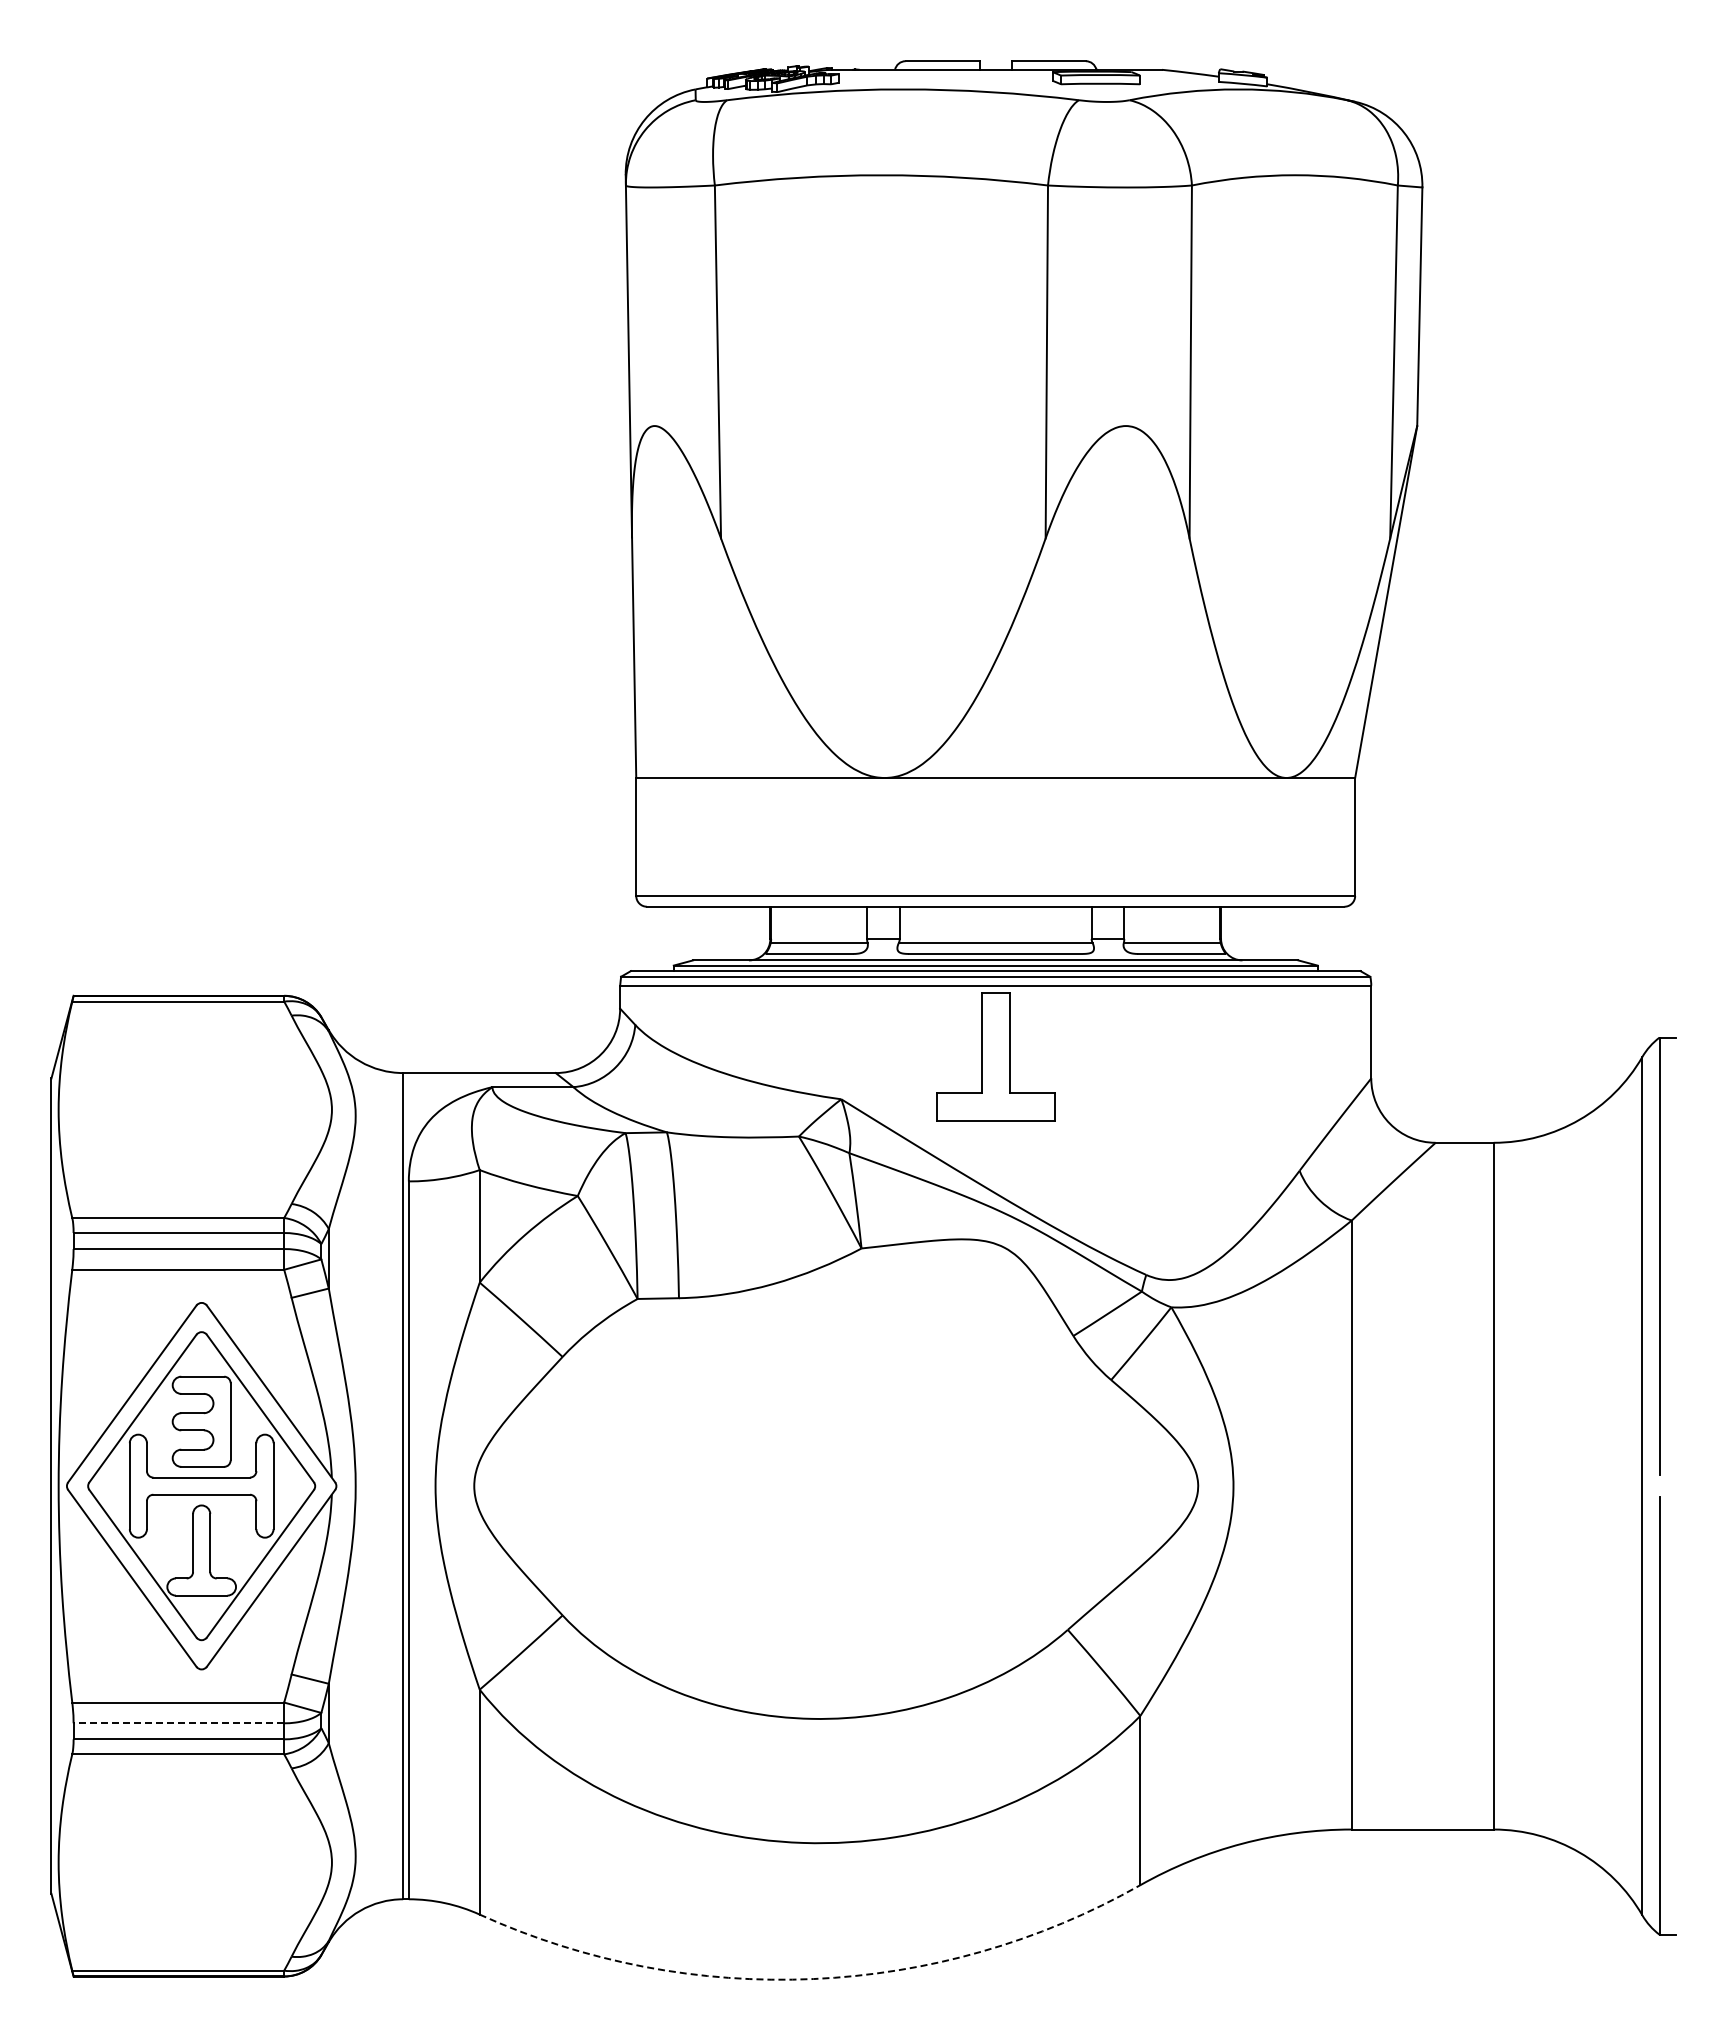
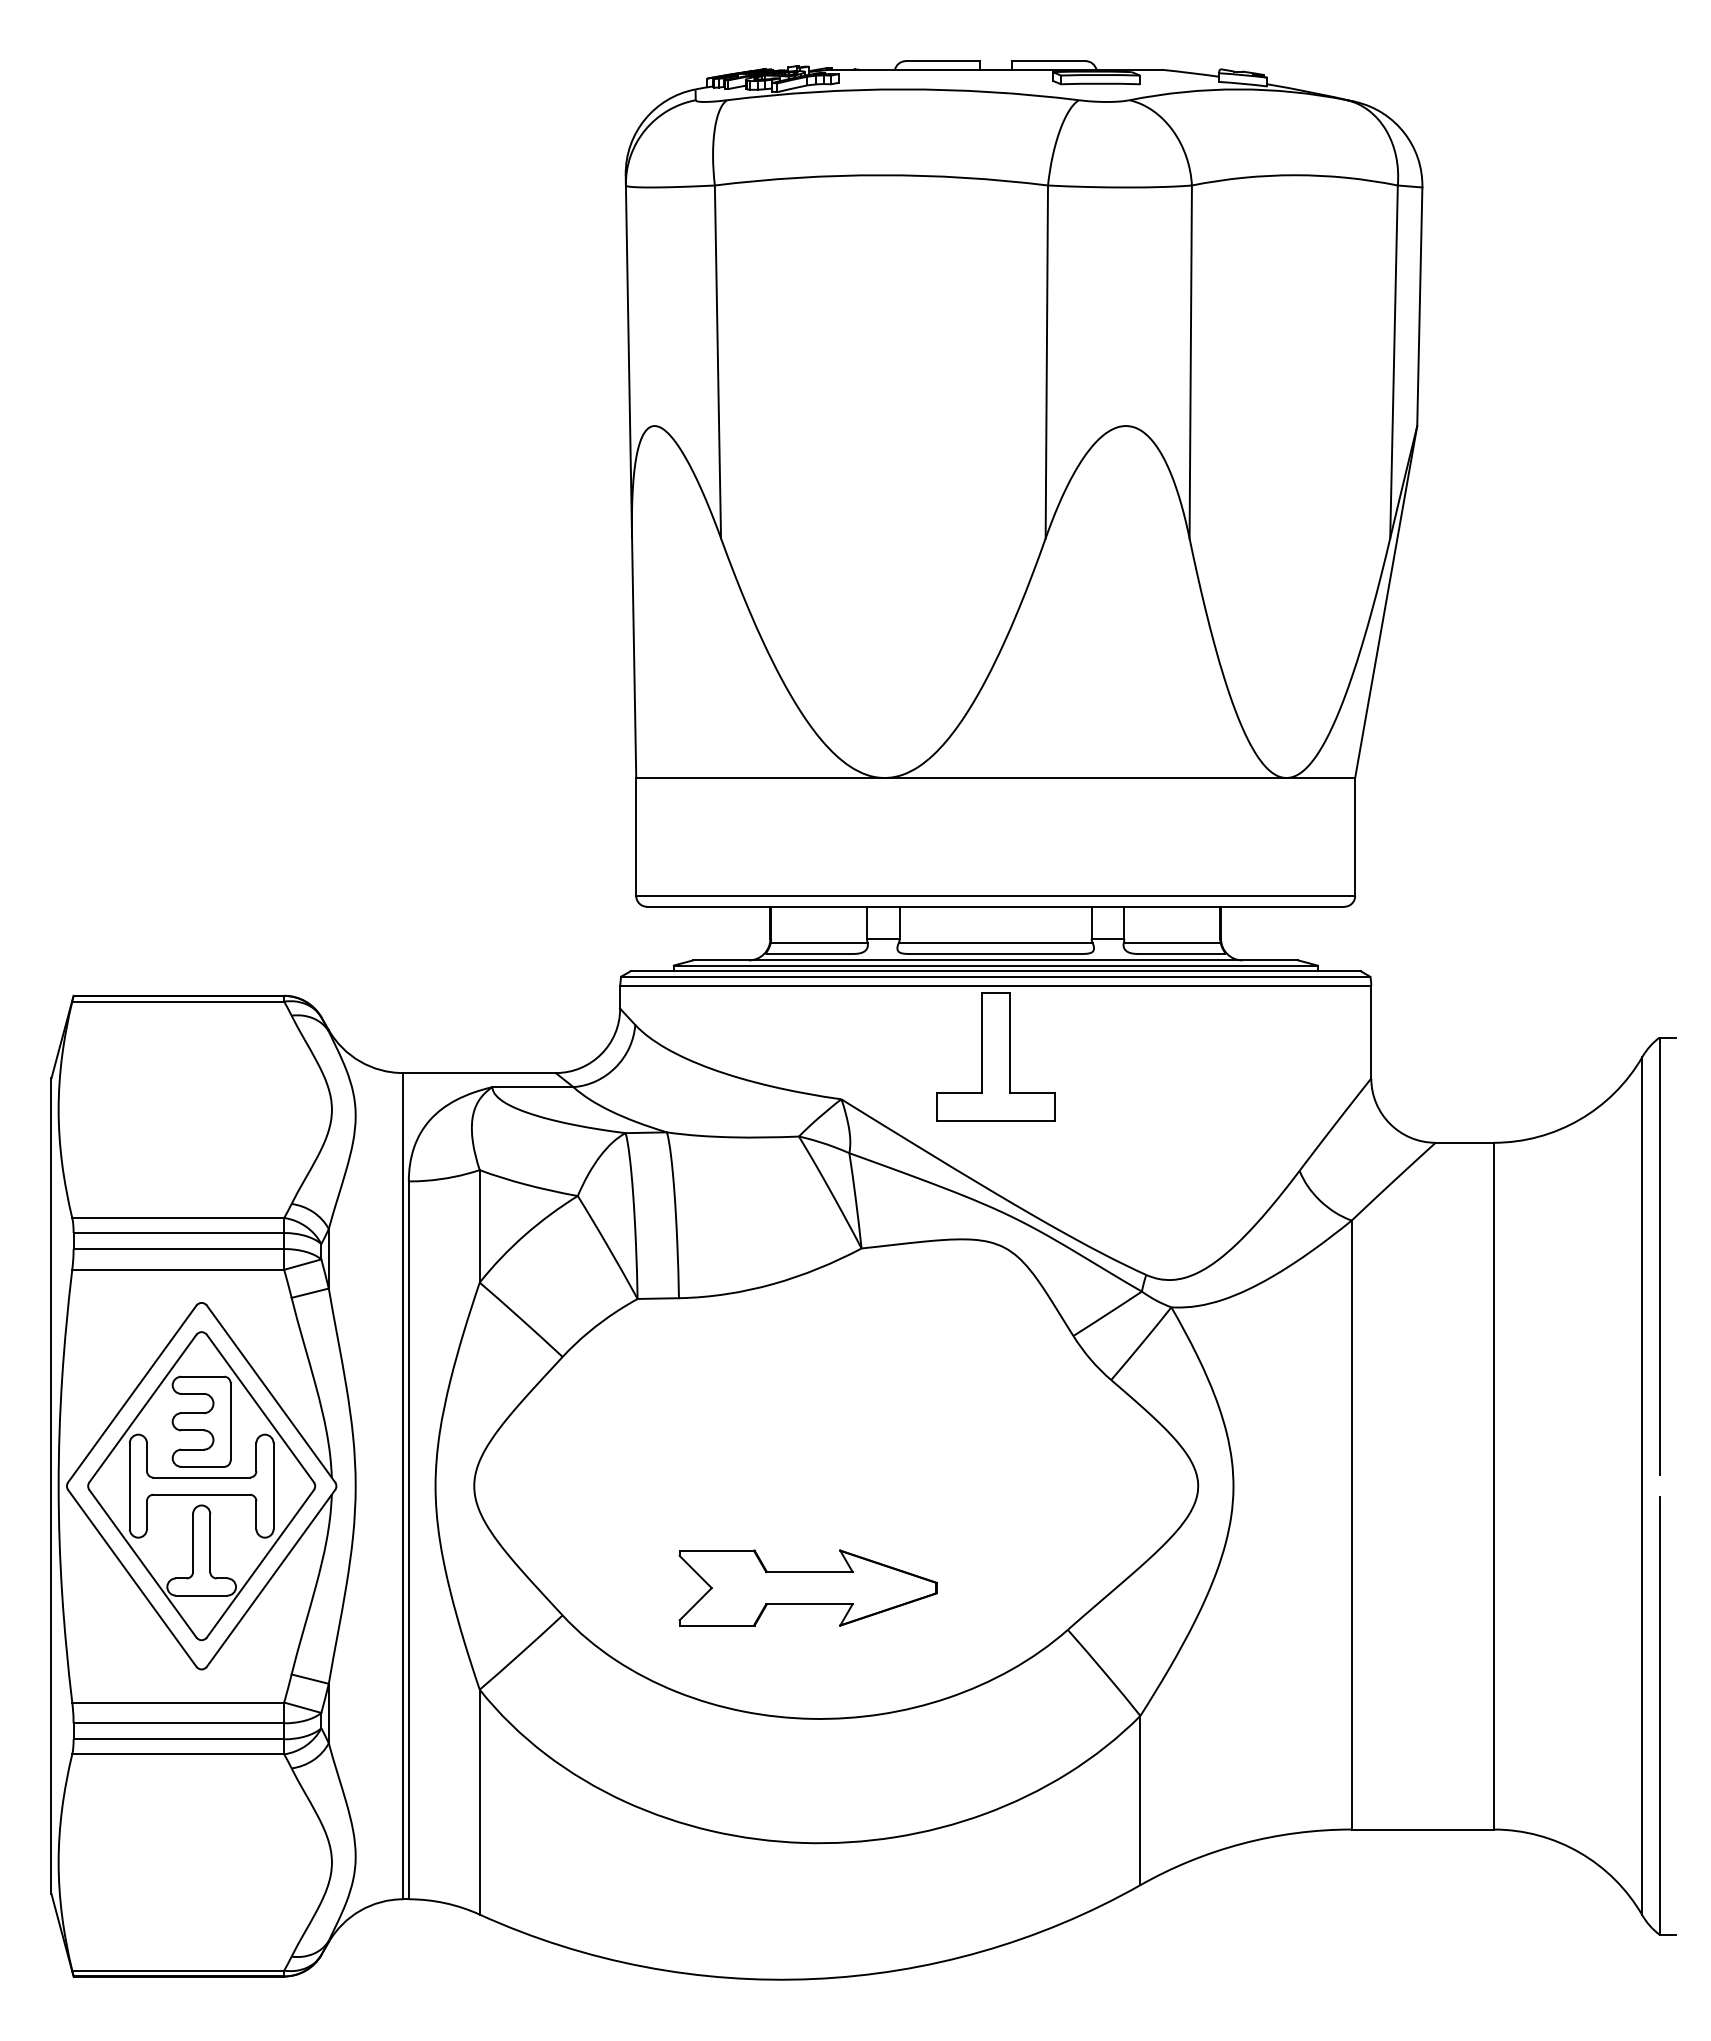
part: none -> present (807, 1587)
line: dashed -> solid (178, 1723)
arc: dashed -> solid (813, 1979)
